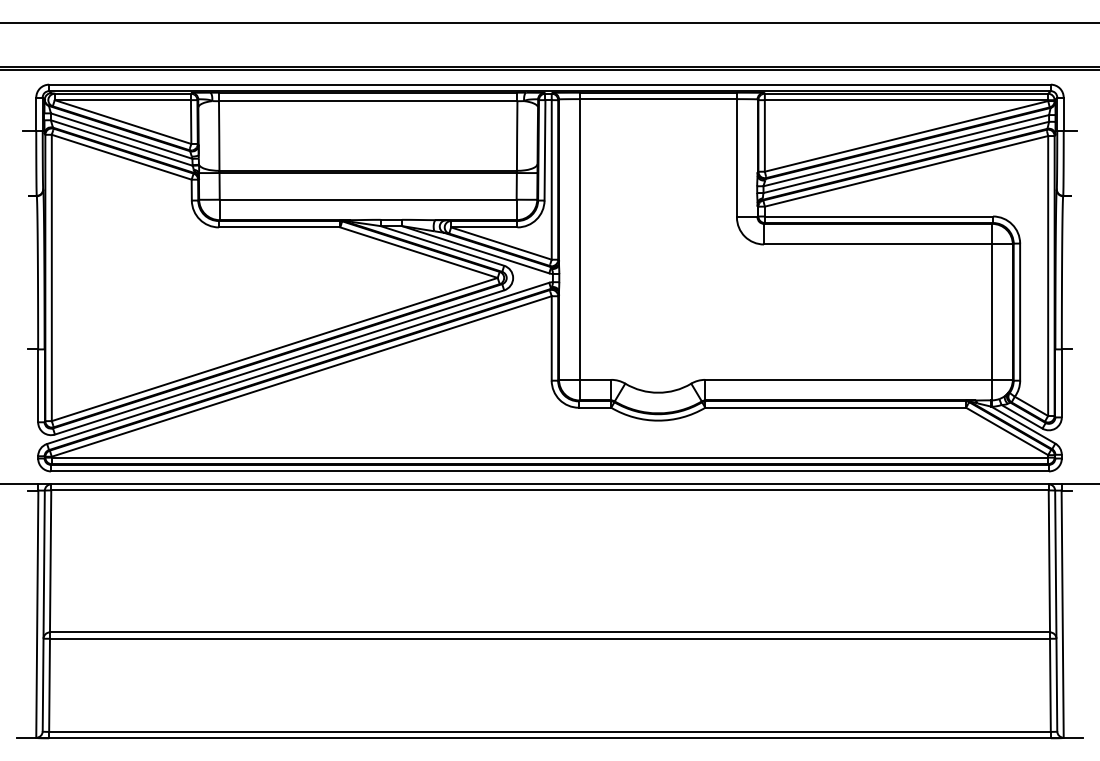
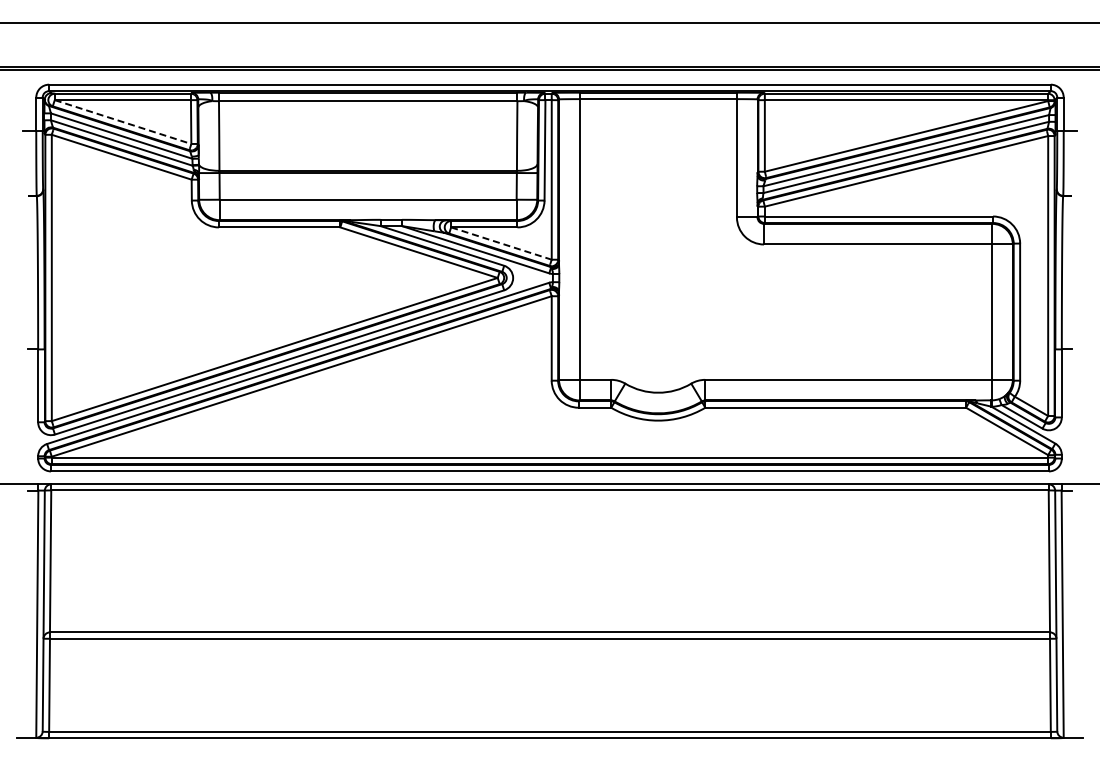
line: solid -> dashed (123, 122)
line: solid -> dashed (501, 243)
